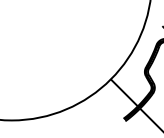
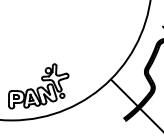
part: none -> present (38, 86)
